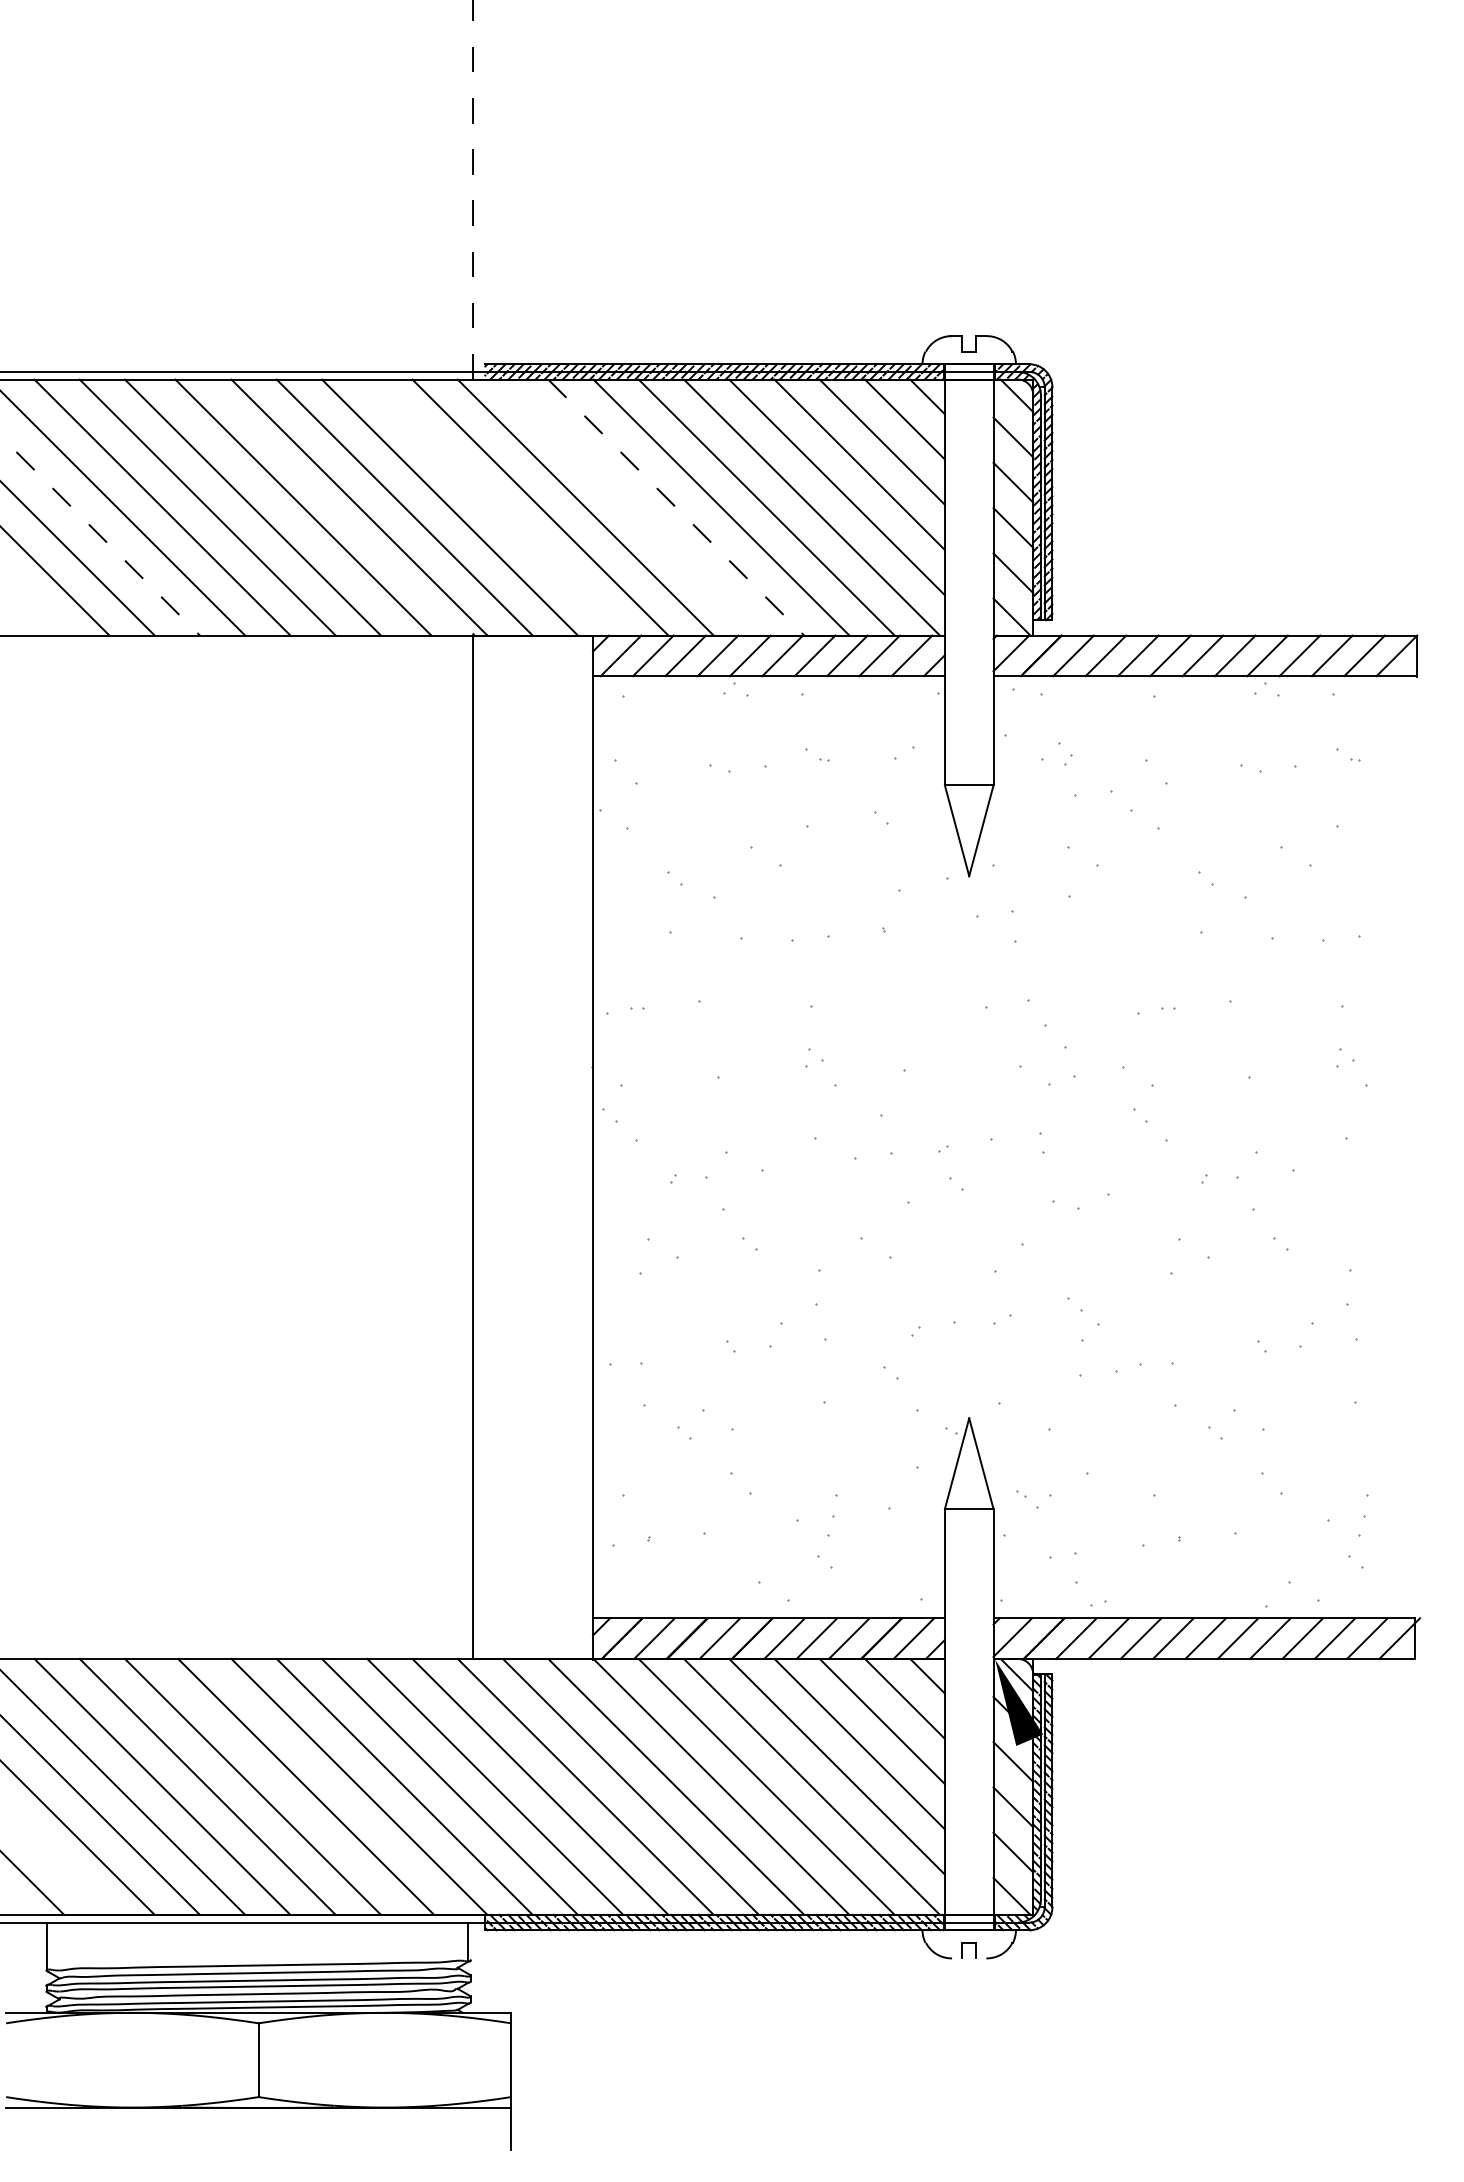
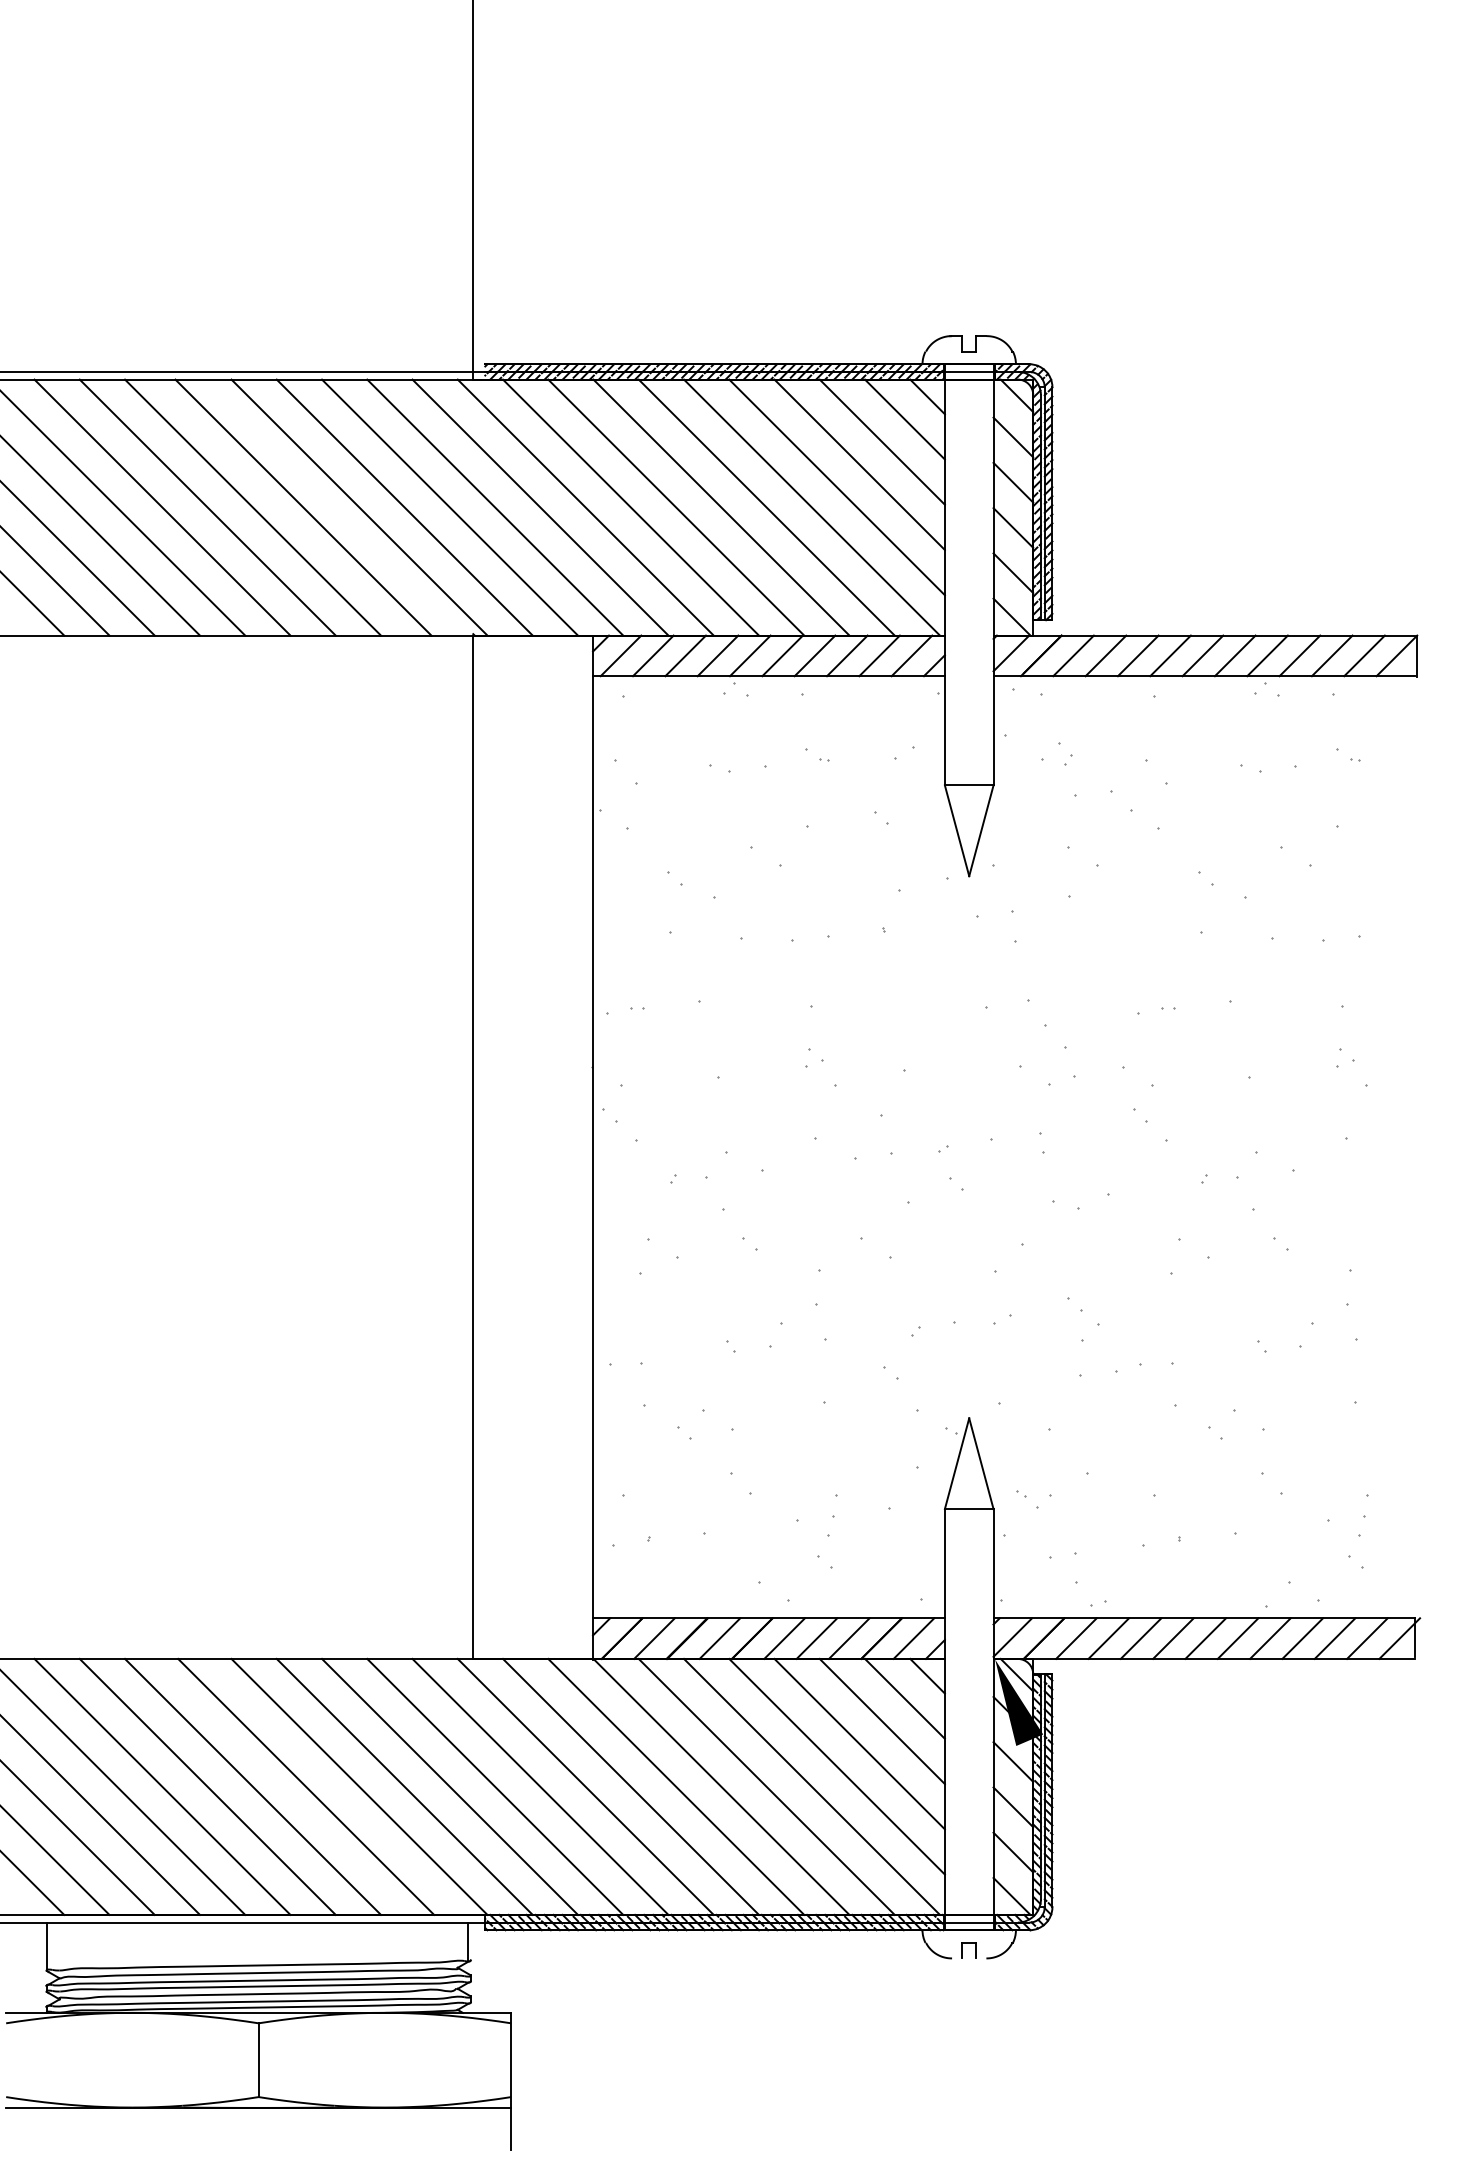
line: dashed -> solid (473, 189)
line: none -> present (495, 507)
line: none -> present (631, 507)
line: dashed -> solid (676, 507)
line: dashed -> solid (100, 535)
line: none -> present (33, 604)
line: none -> present (55, 1860)
